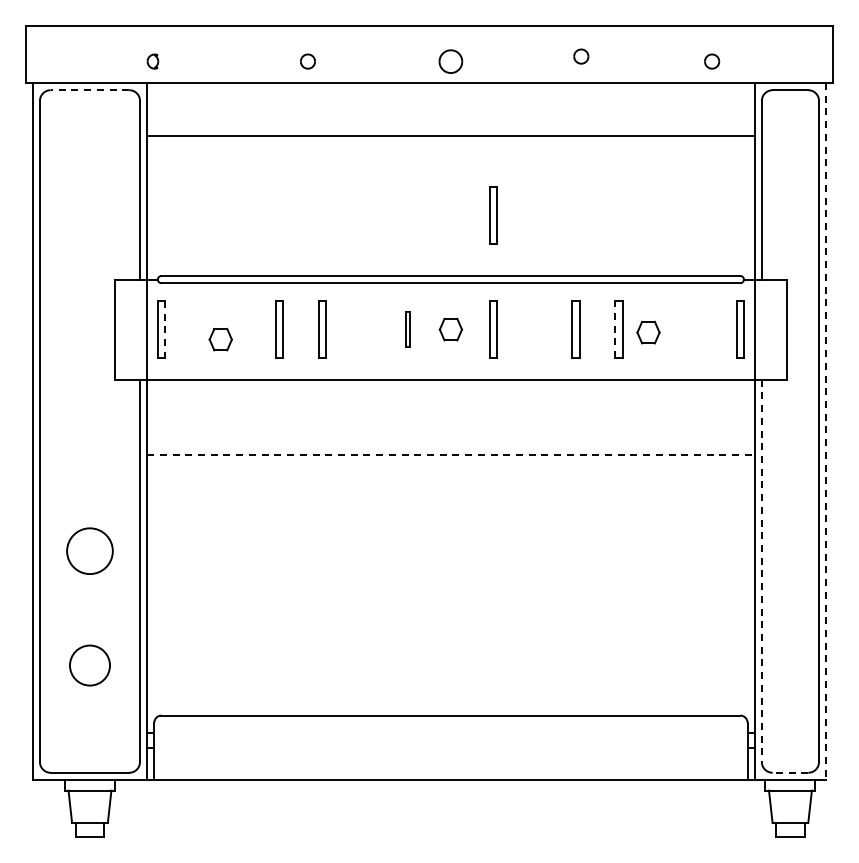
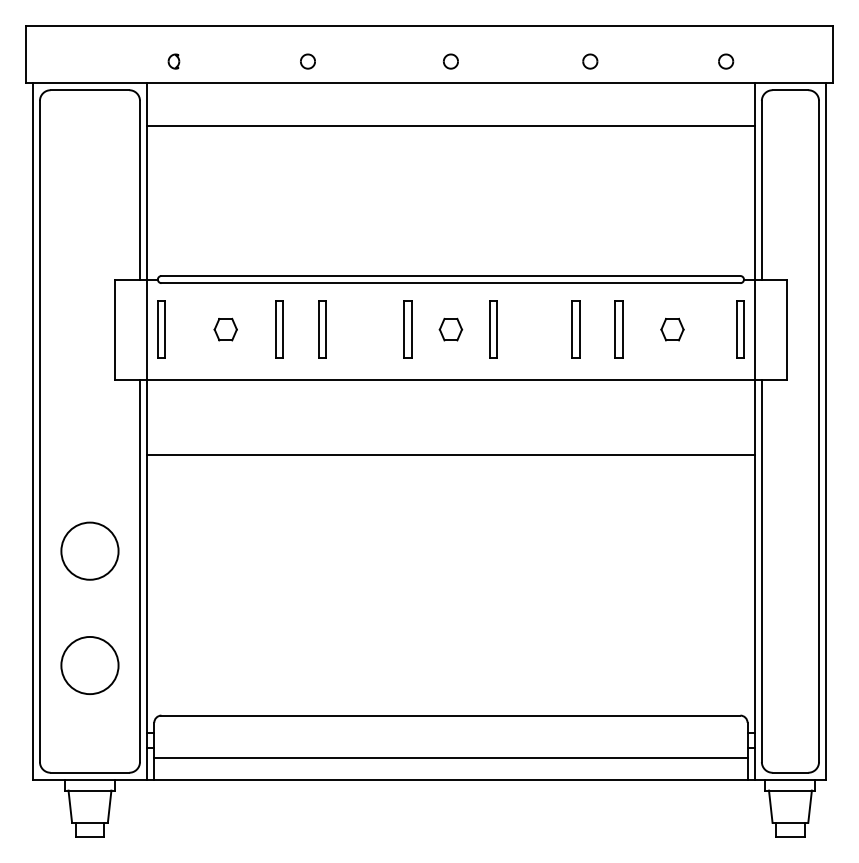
part position: (581, 56) -> (590, 61) (590, 61)
part position: (152, 61) -> (173, 61) (173, 61)
part size: 26x25 px -> 16x17 px (450, 61)
part position: (712, 61) -> (726, 61) (726, 61)
line: dashed -> solid (89, 90)
line position: (450, 135) -> (450, 125) (450, 125)
part: present -> none (493, 215)
line: dashed -> solid (165, 329)
part size: 6x37 px -> 10x59 px (407, 329)
line: dashed -> solid (615, 329)
part position: (648, 332) -> (672, 329) (672, 329)
part position: (220, 339) -> (225, 329) (225, 329)
line: dashed -> solid (826, 431)
line: dashed -> solid (450, 454)
circle diameter: 46 px -> 57 px (89, 550)
line: dashed -> solid (761, 571)
circle diameter: 40 px -> 57 px (89, 665)
line: none -> present (450, 758)
line: dashed -> solid (790, 772)
